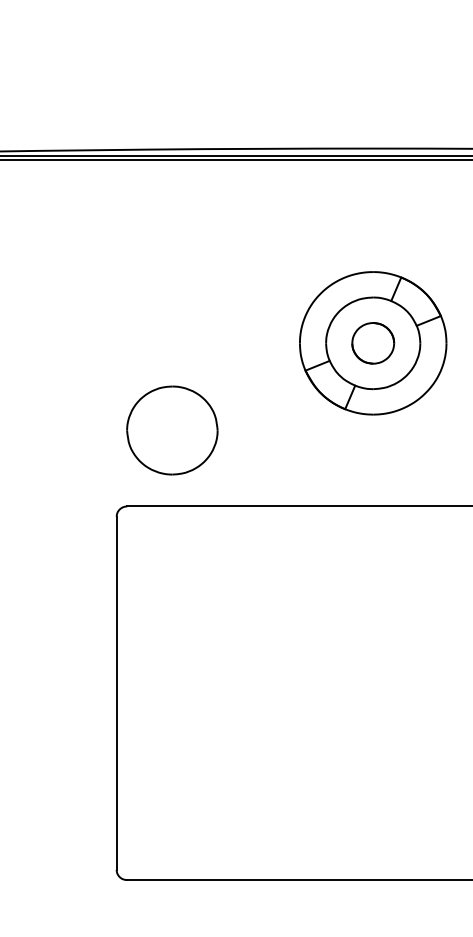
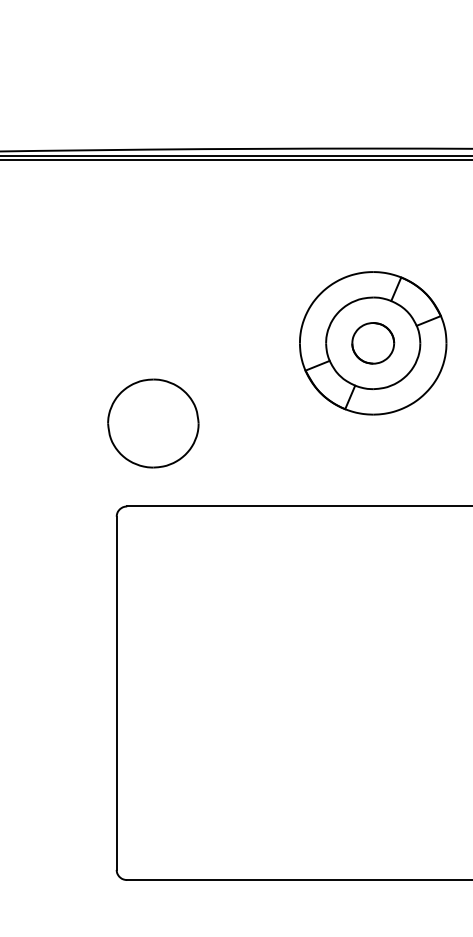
part position: (172, 430) -> (153, 423) (153, 423)
